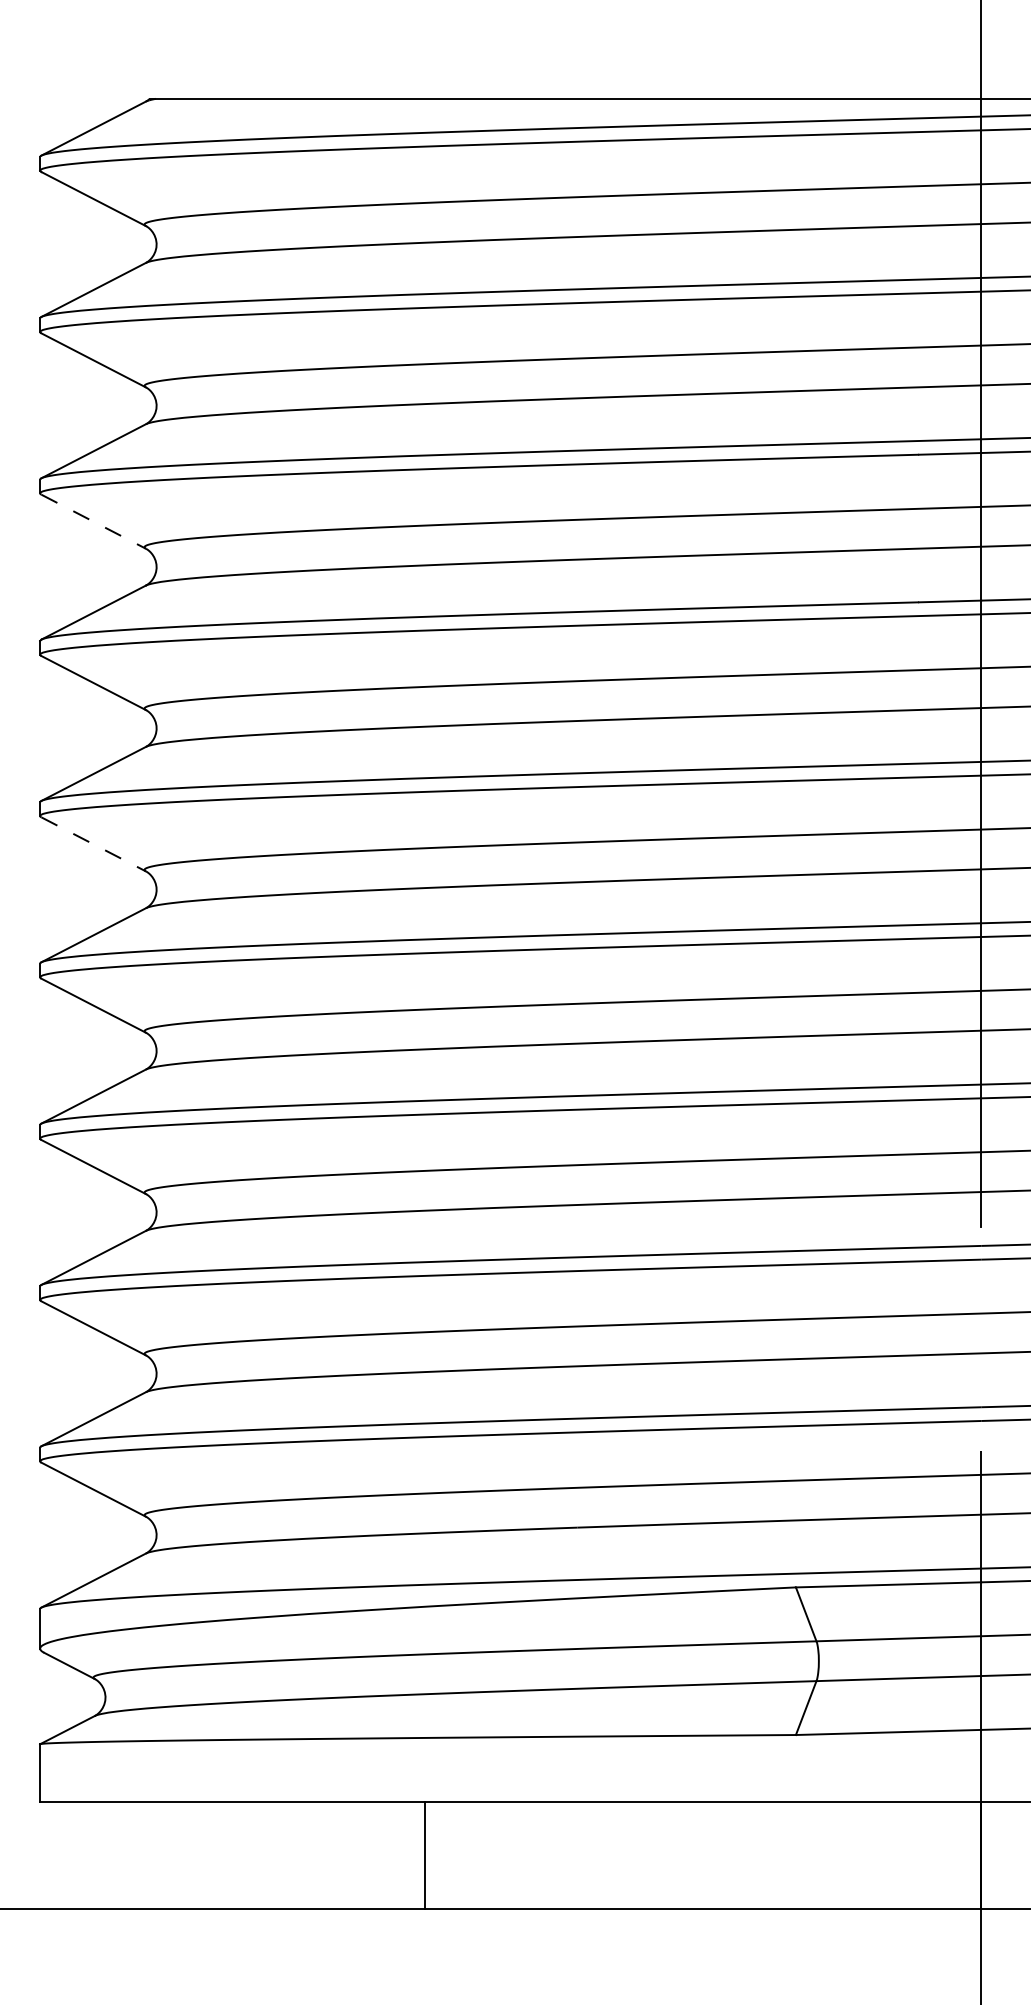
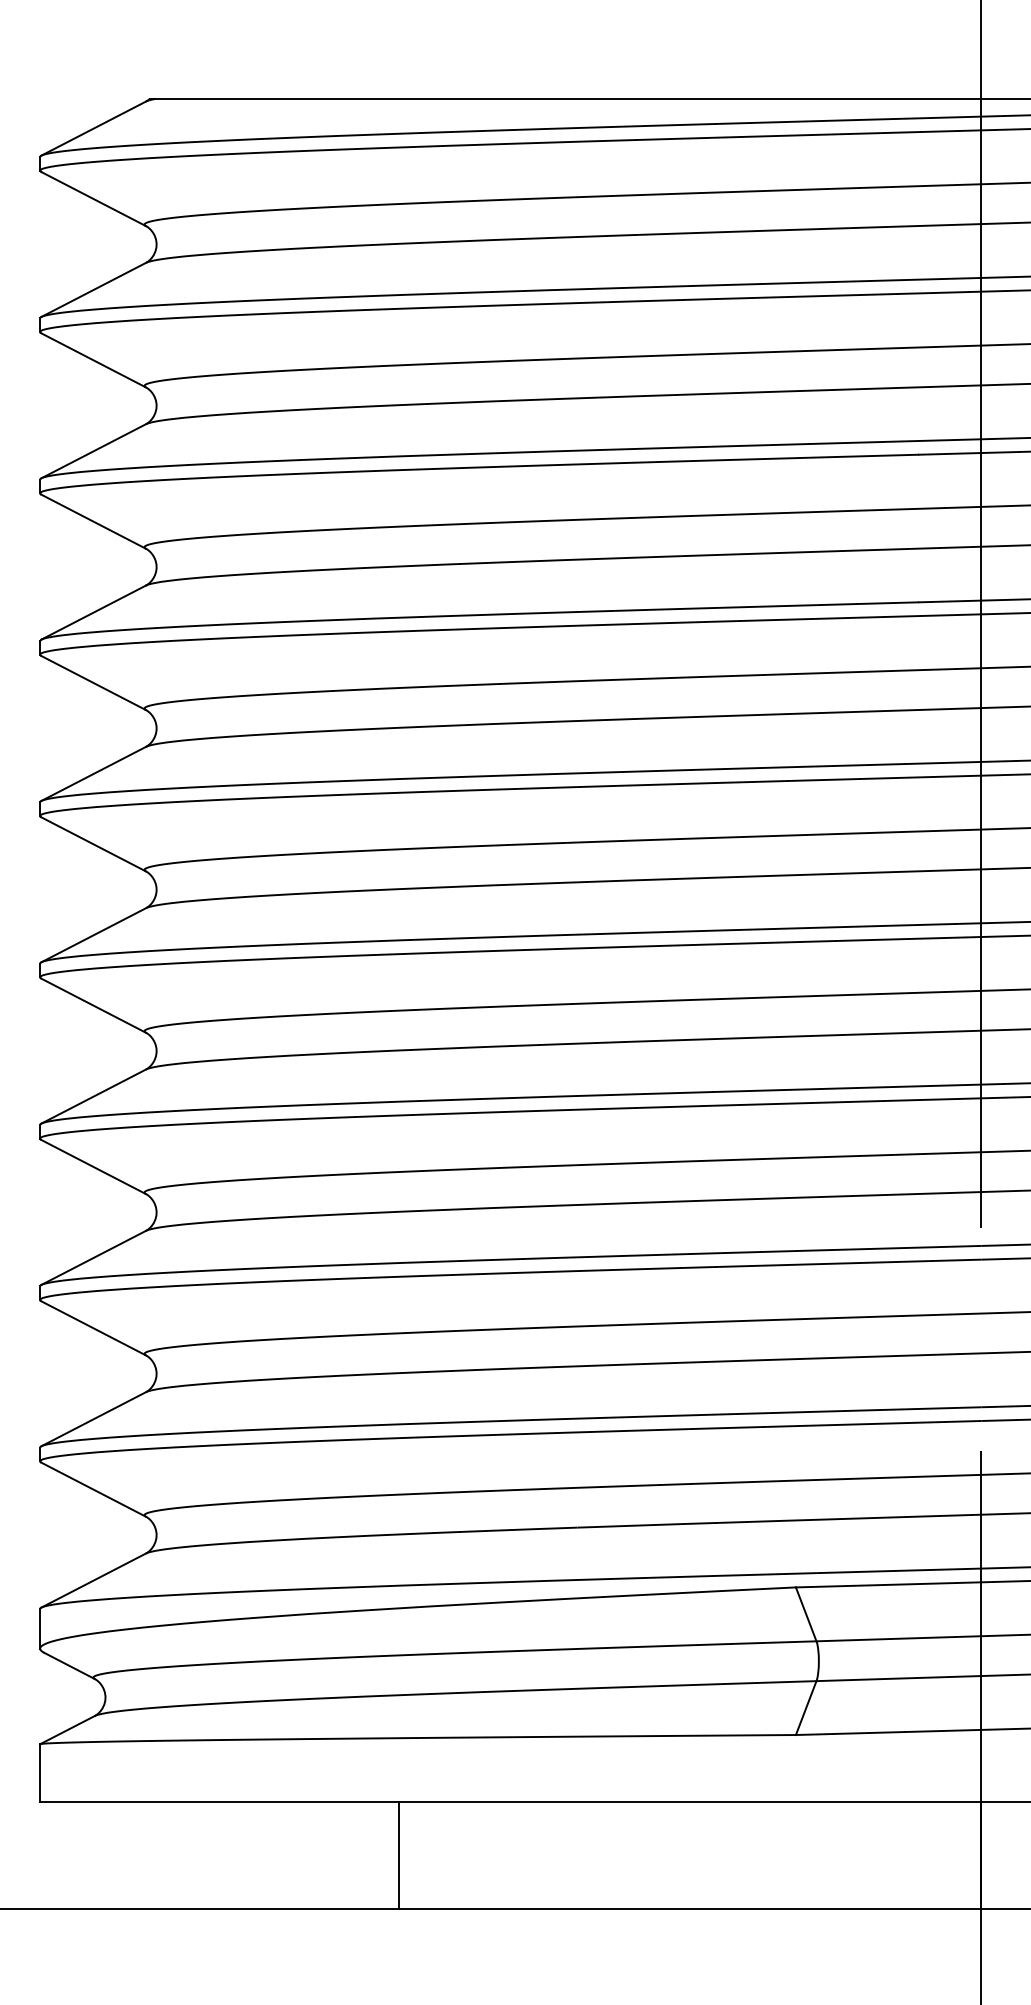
line: dashed -> solid (93, 521)
line: dashed -> solid (93, 844)
line position: (424, 1855) -> (398, 1855) (398, 1855)
